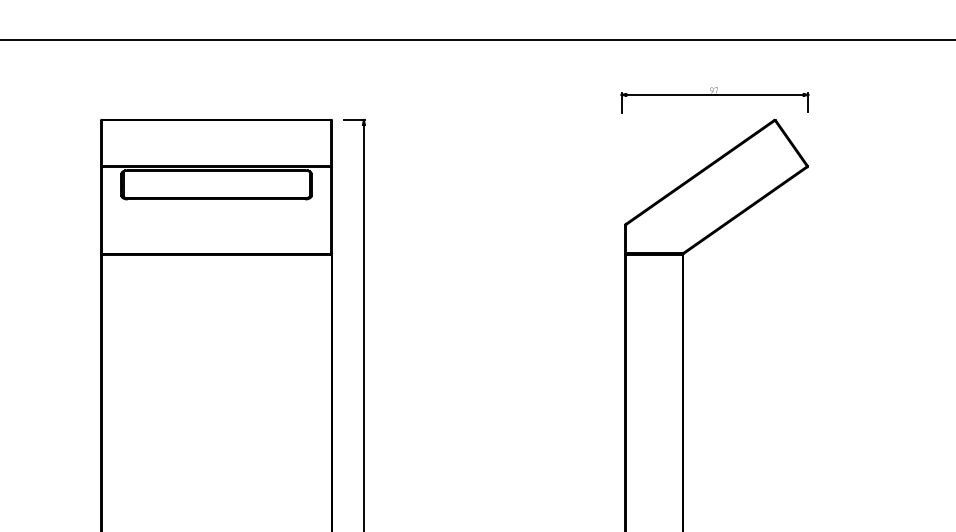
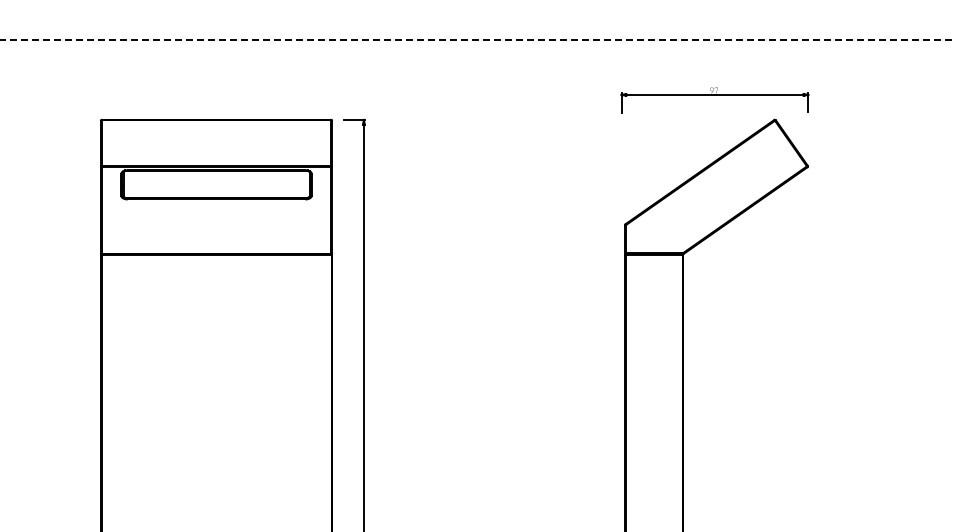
line: solid -> dashed (478, 39)
